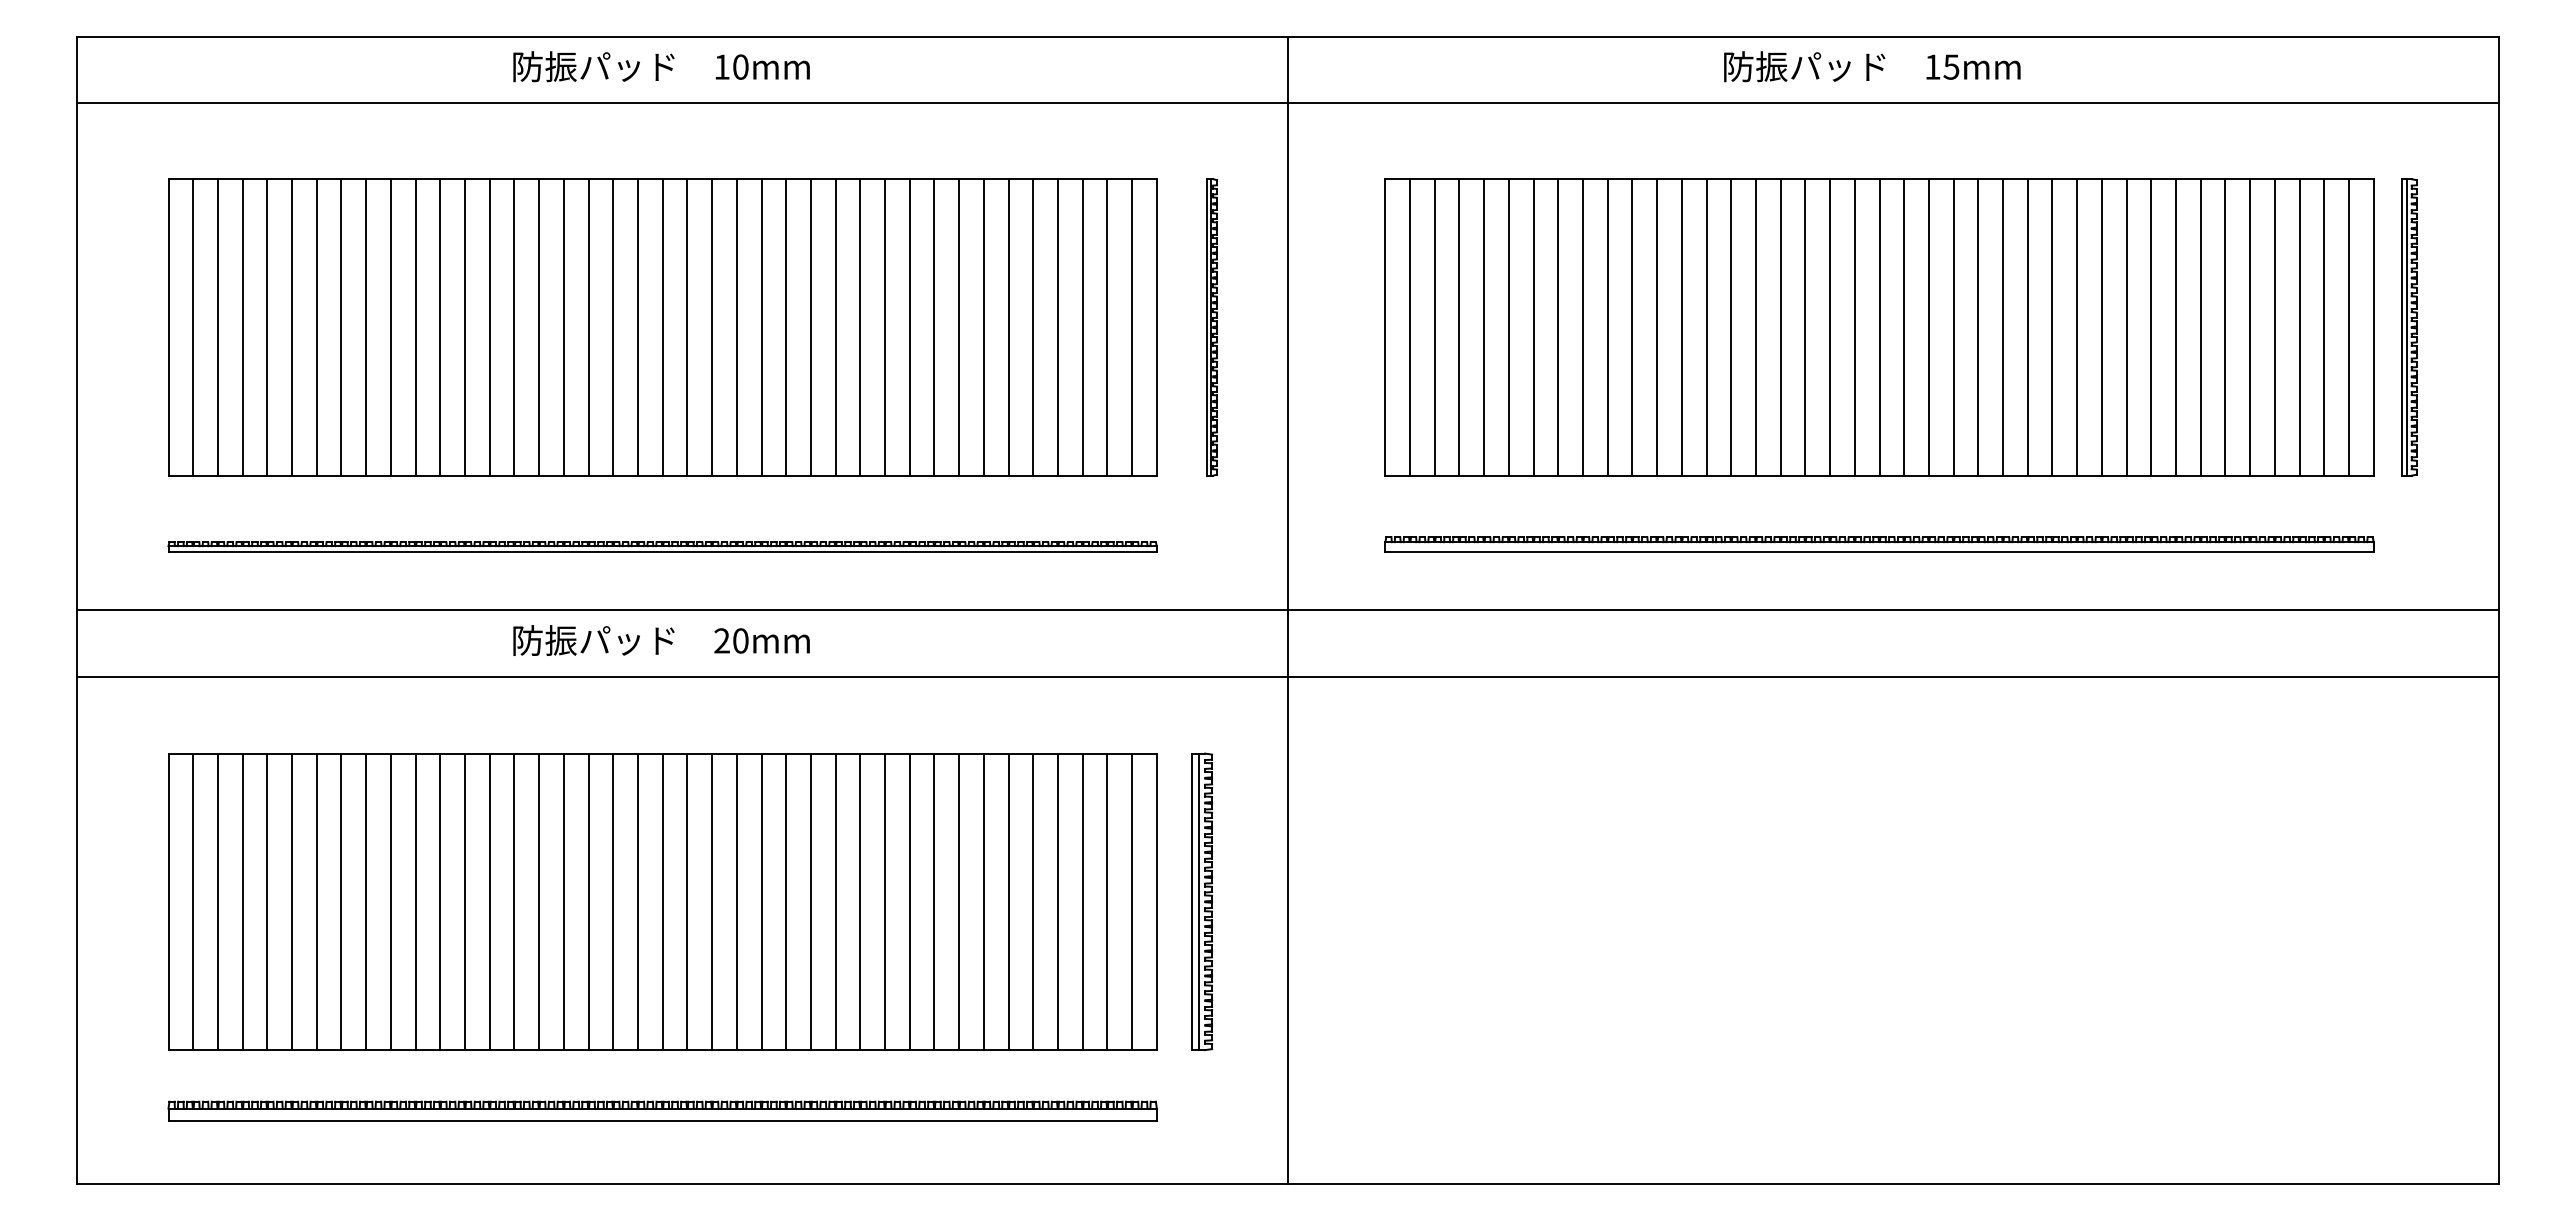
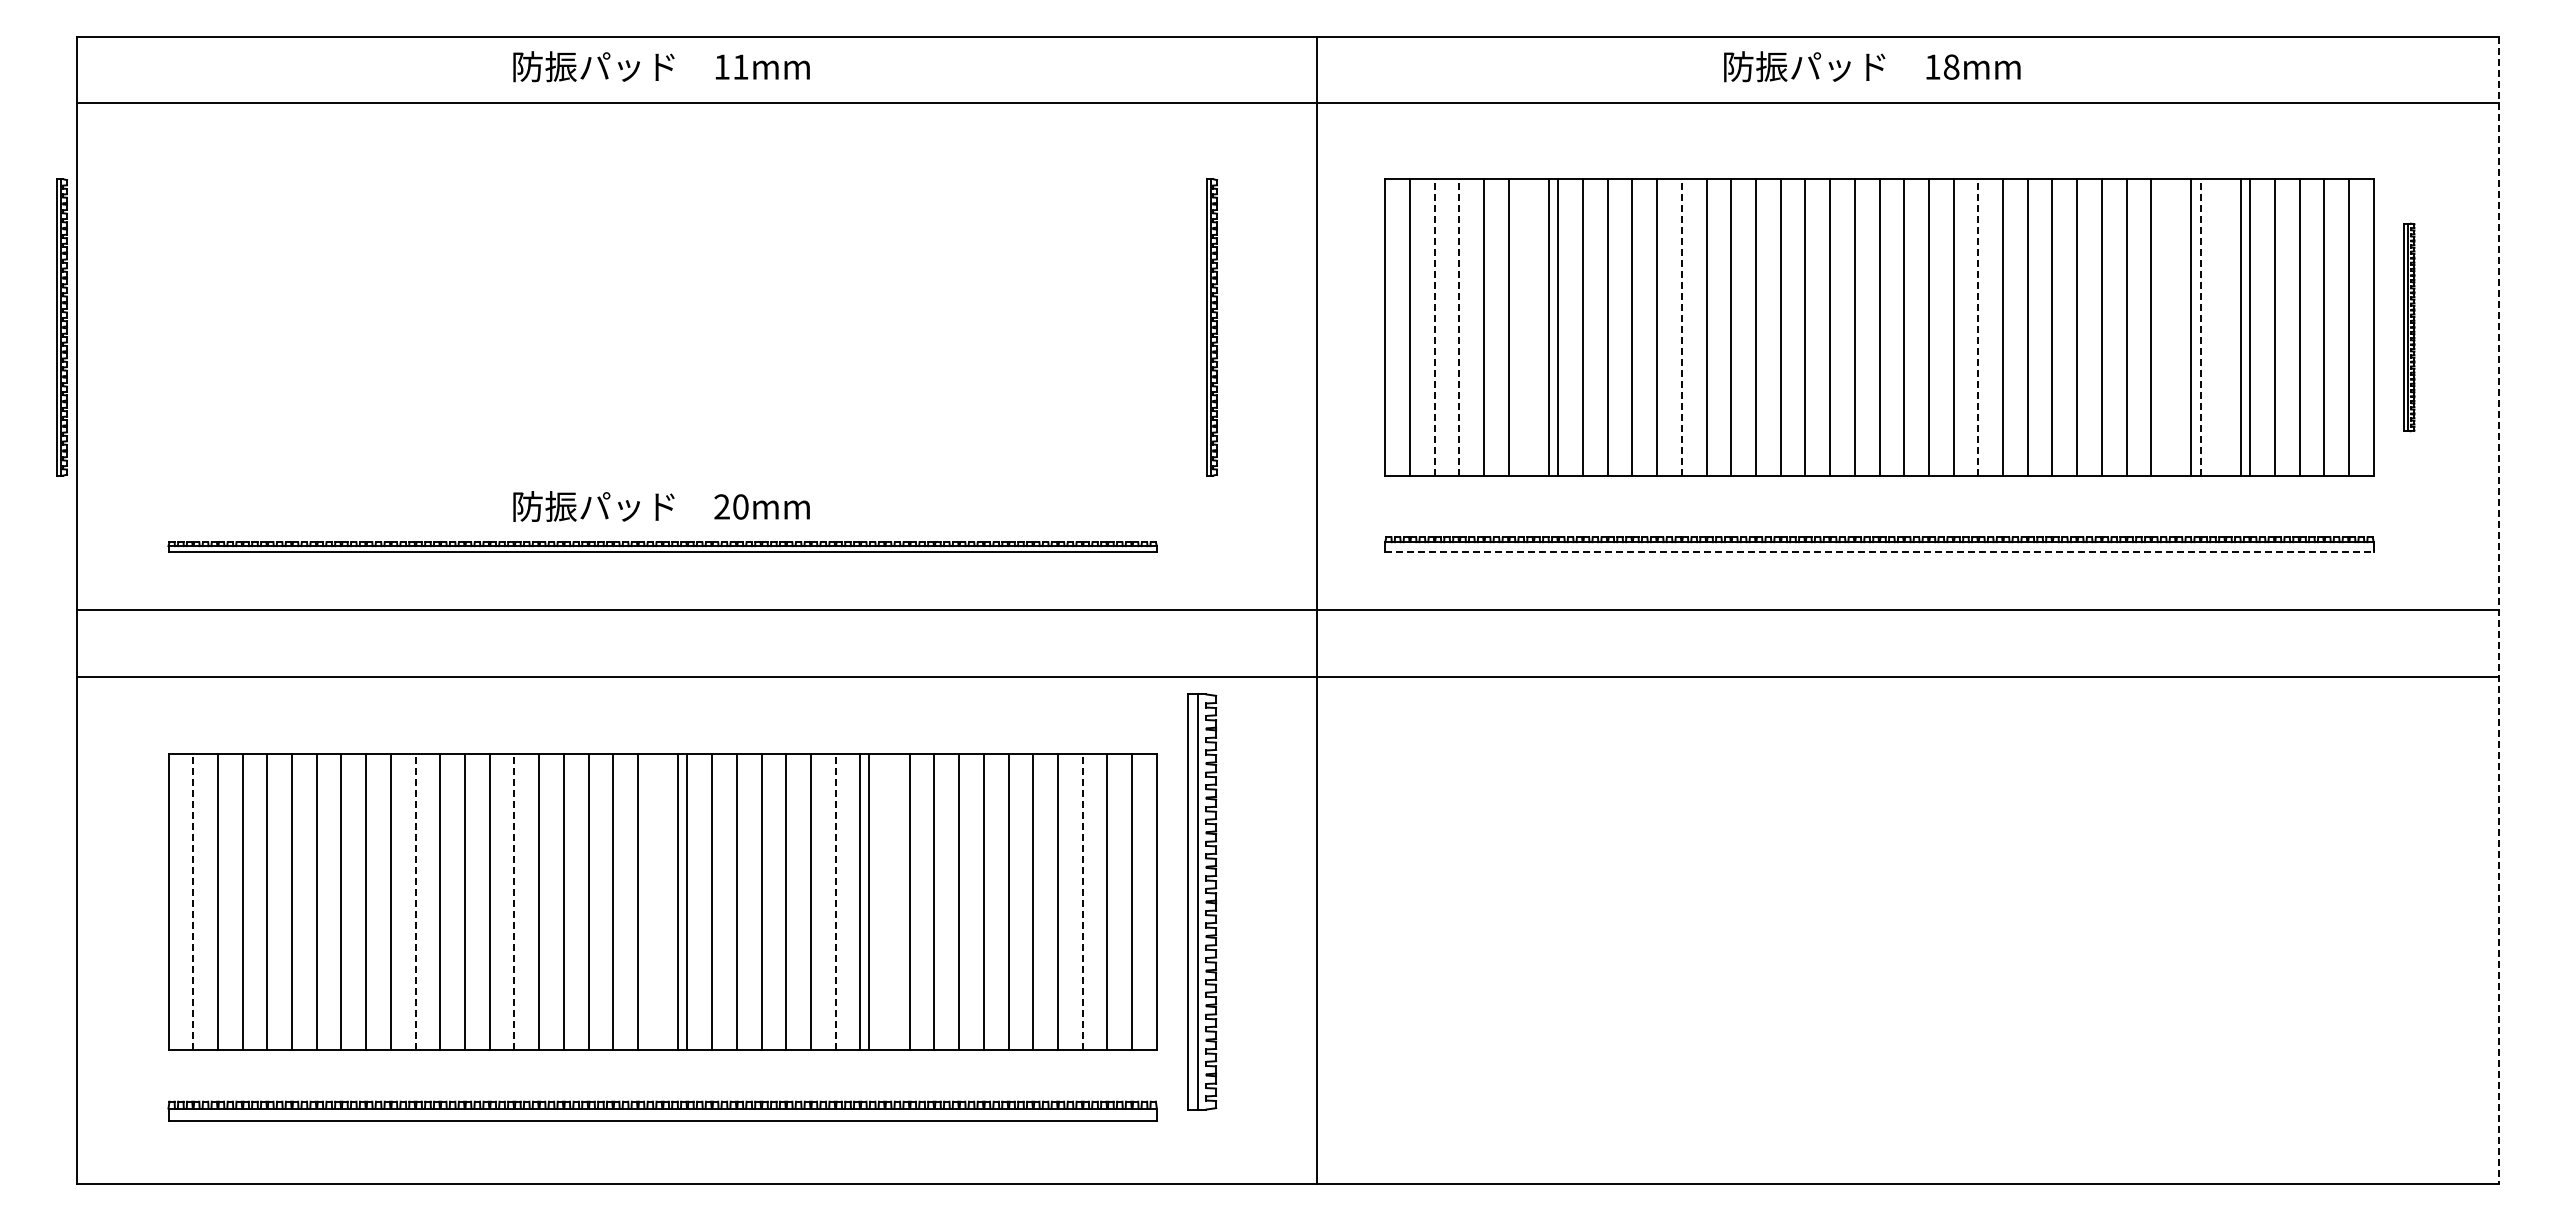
text: 10mm -> 11mm (740, 66)
text: 15mm -> 18mm (1951, 66)
line: solid -> dashed (1434, 326)
line: solid -> dashed (1459, 326)
line: solid -> dashed (1681, 326)
line: solid -> dashed (1978, 326)
line: solid -> dashed (2200, 326)
part: none -> present (61, 327)
part: present -> none (662, 327)
line position: (1533, 327) -> (1548, 327) (1548, 327)
line position: (2176, 327) -> (2191, 327) (2191, 327)
line position: (2225, 327) -> (2241, 327) (2241, 327)
part size: 17x299 px -> 13x211 px (2409, 327)
line: solid -> dashed (1880, 552)
line position: (1288, 610) -> (1317, 610) (1317, 610)
line: solid -> dashed (2498, 610)
text position: (661, 640) -> (661, 506) (661, 506)
line: solid -> dashed (193, 901)
line: solid -> dashed (415, 901)
line: solid -> dashed (514, 901)
line position: (662, 901) -> (677, 901) (677, 901)
line: solid -> dashed (835, 901)
line position: (885, 901) -> (869, 901) (869, 901)
line: solid -> dashed (1082, 901)
part size: 22x299 px -> 31x418 px (1202, 901)
